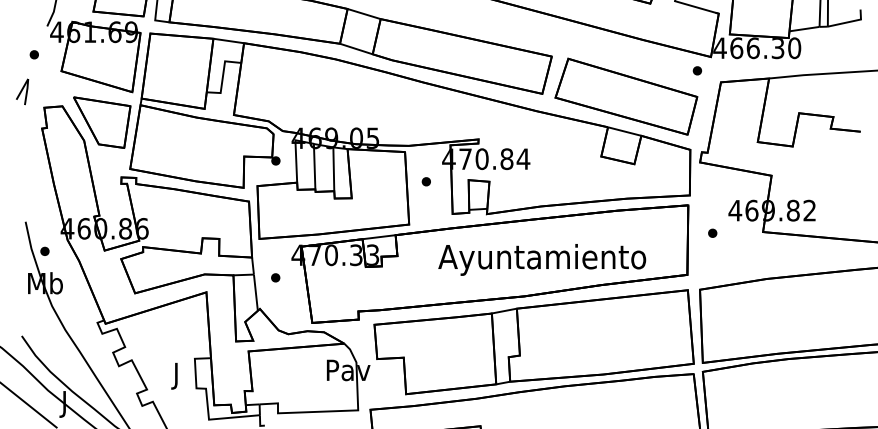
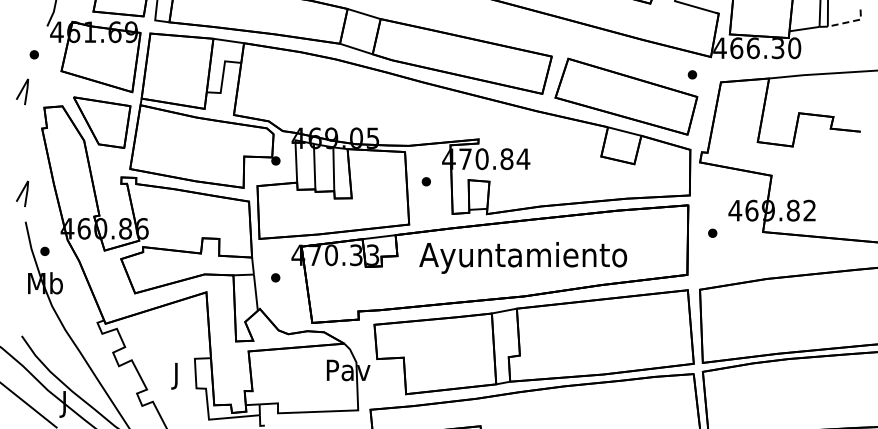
line: solid -> dashed (849, 22)
part position: (697, 70) -> (692, 74) (692, 74)
part: none -> present (22, 193)
text position: (542, 259) -> (523, 257) (523, 257)
